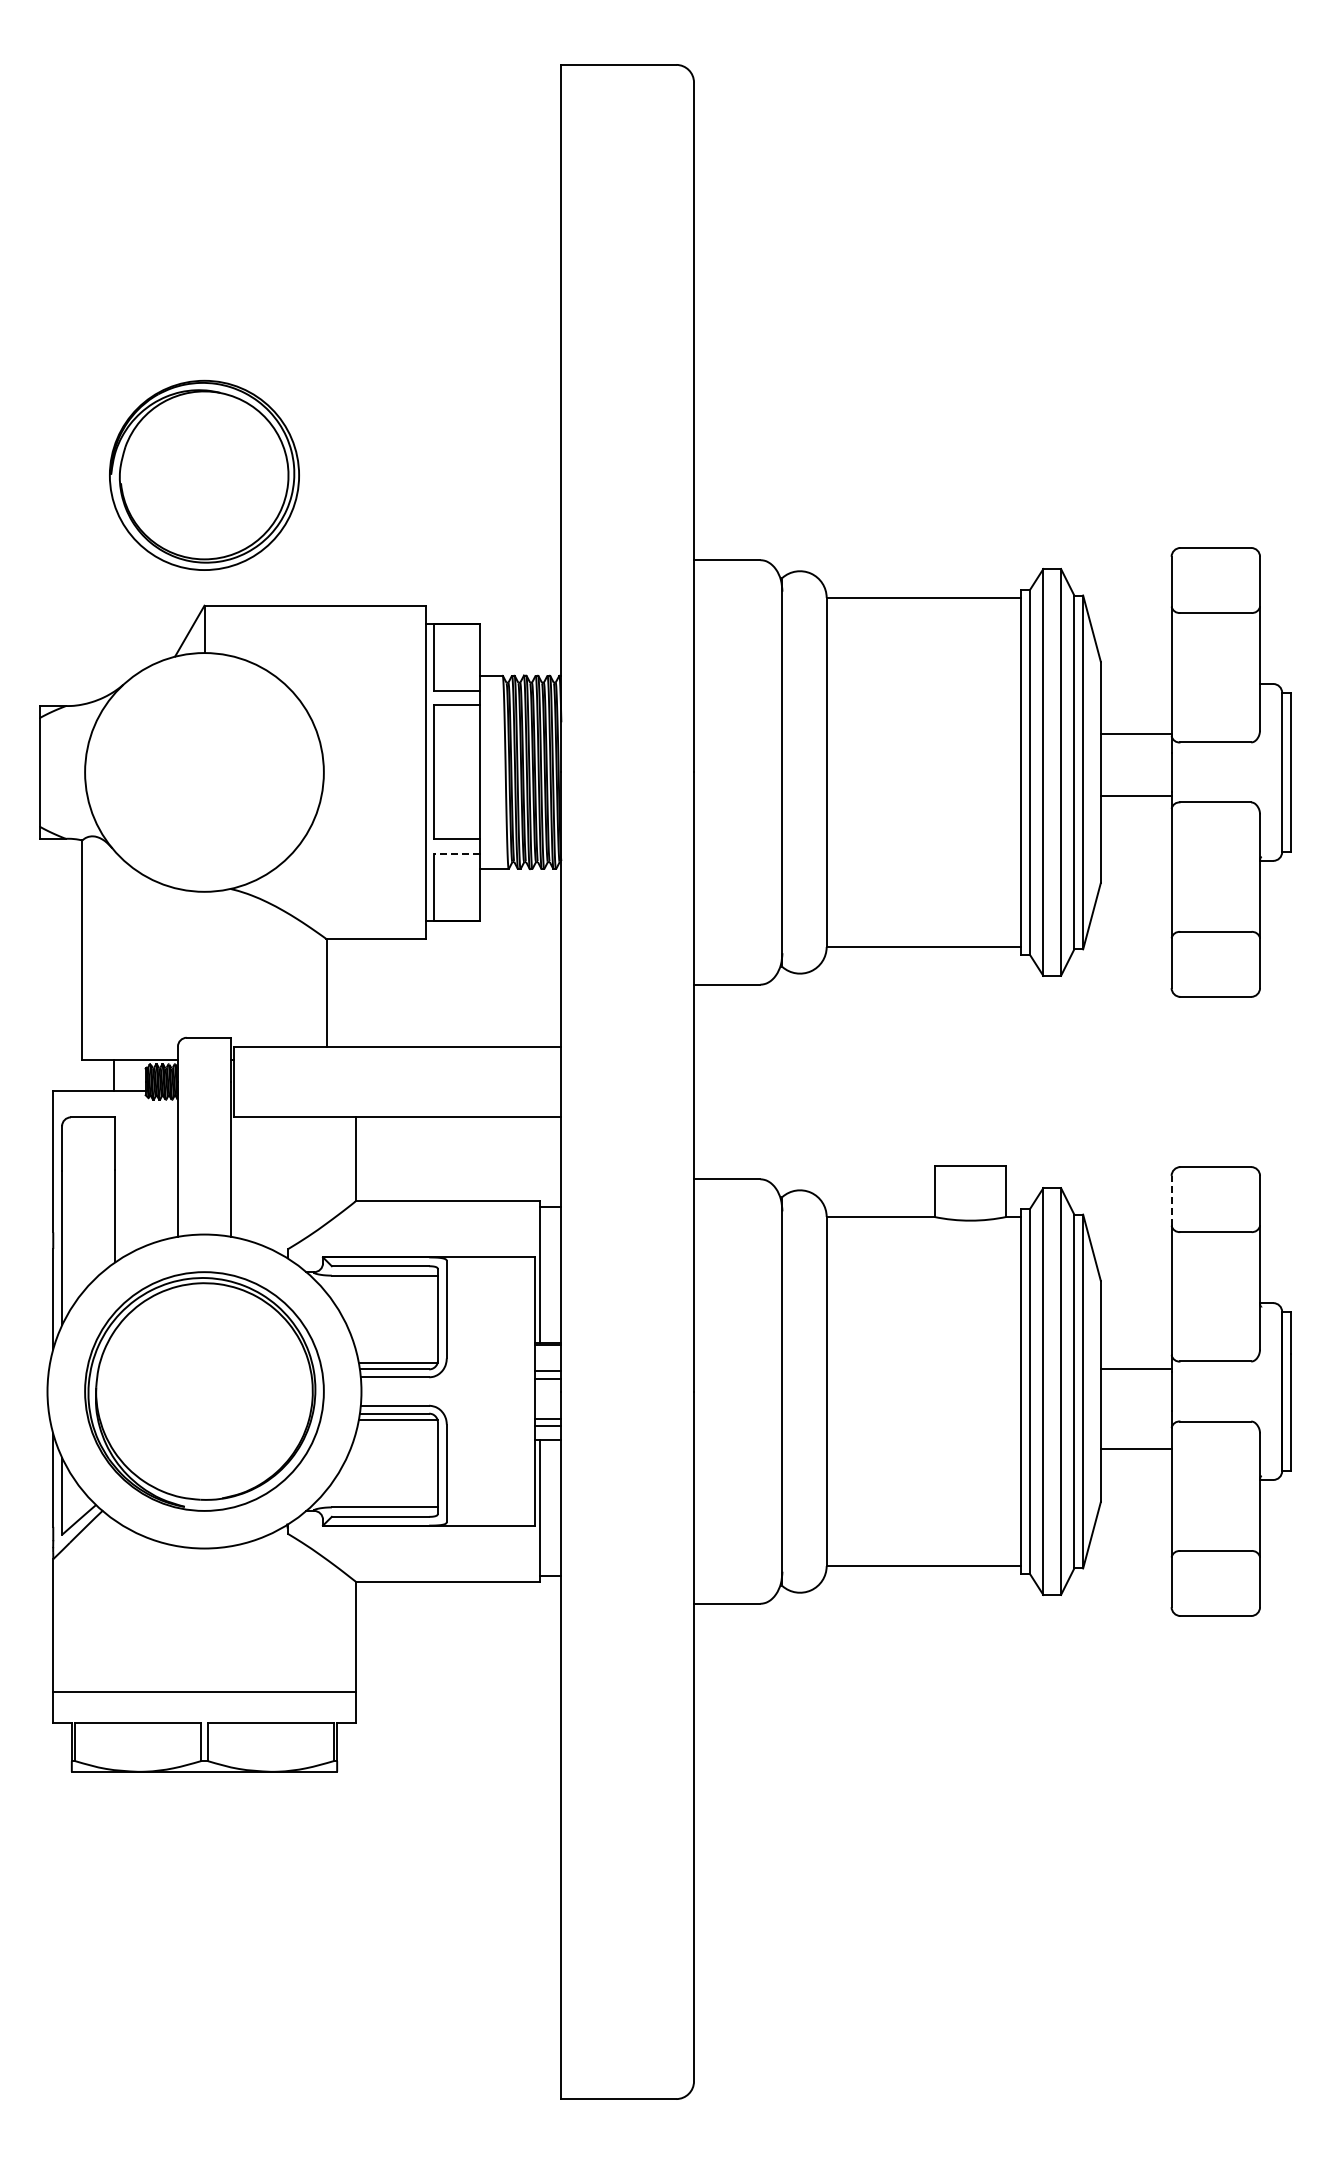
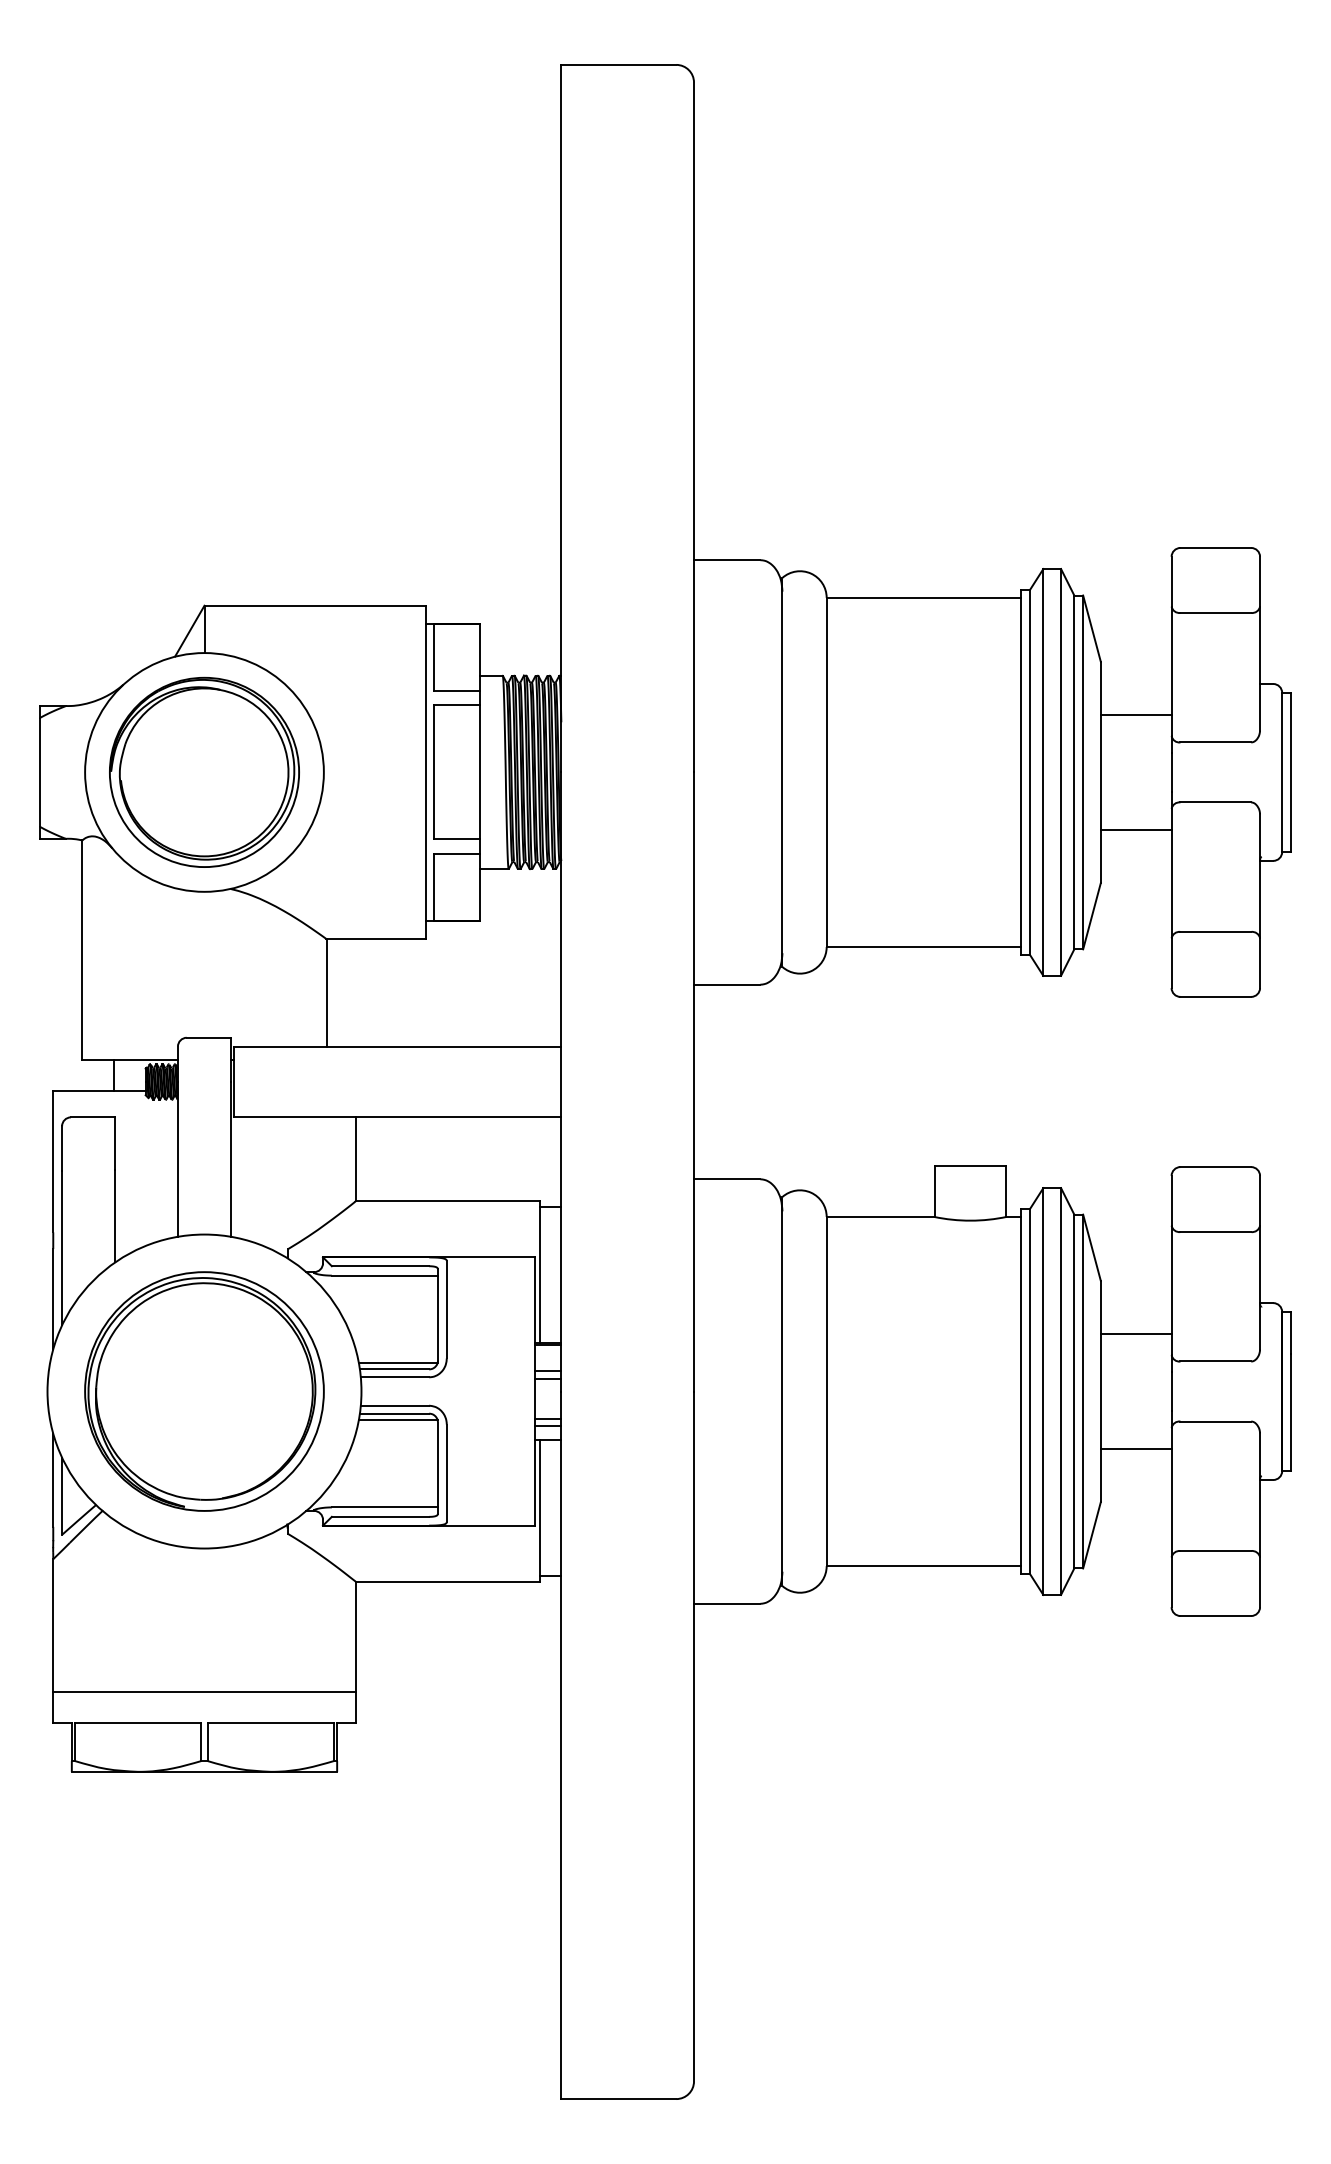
part position: (204, 474) -> (204, 771) (204, 771)
line position: (1135, 733) -> (1135, 714) (1135, 714)
line position: (1135, 795) -> (1135, 829) (1135, 829)
line: dashed -> solid (457, 853)
line: dashed -> solid (1171, 1200)
line position: (1135, 1369) -> (1135, 1334) (1135, 1334)
